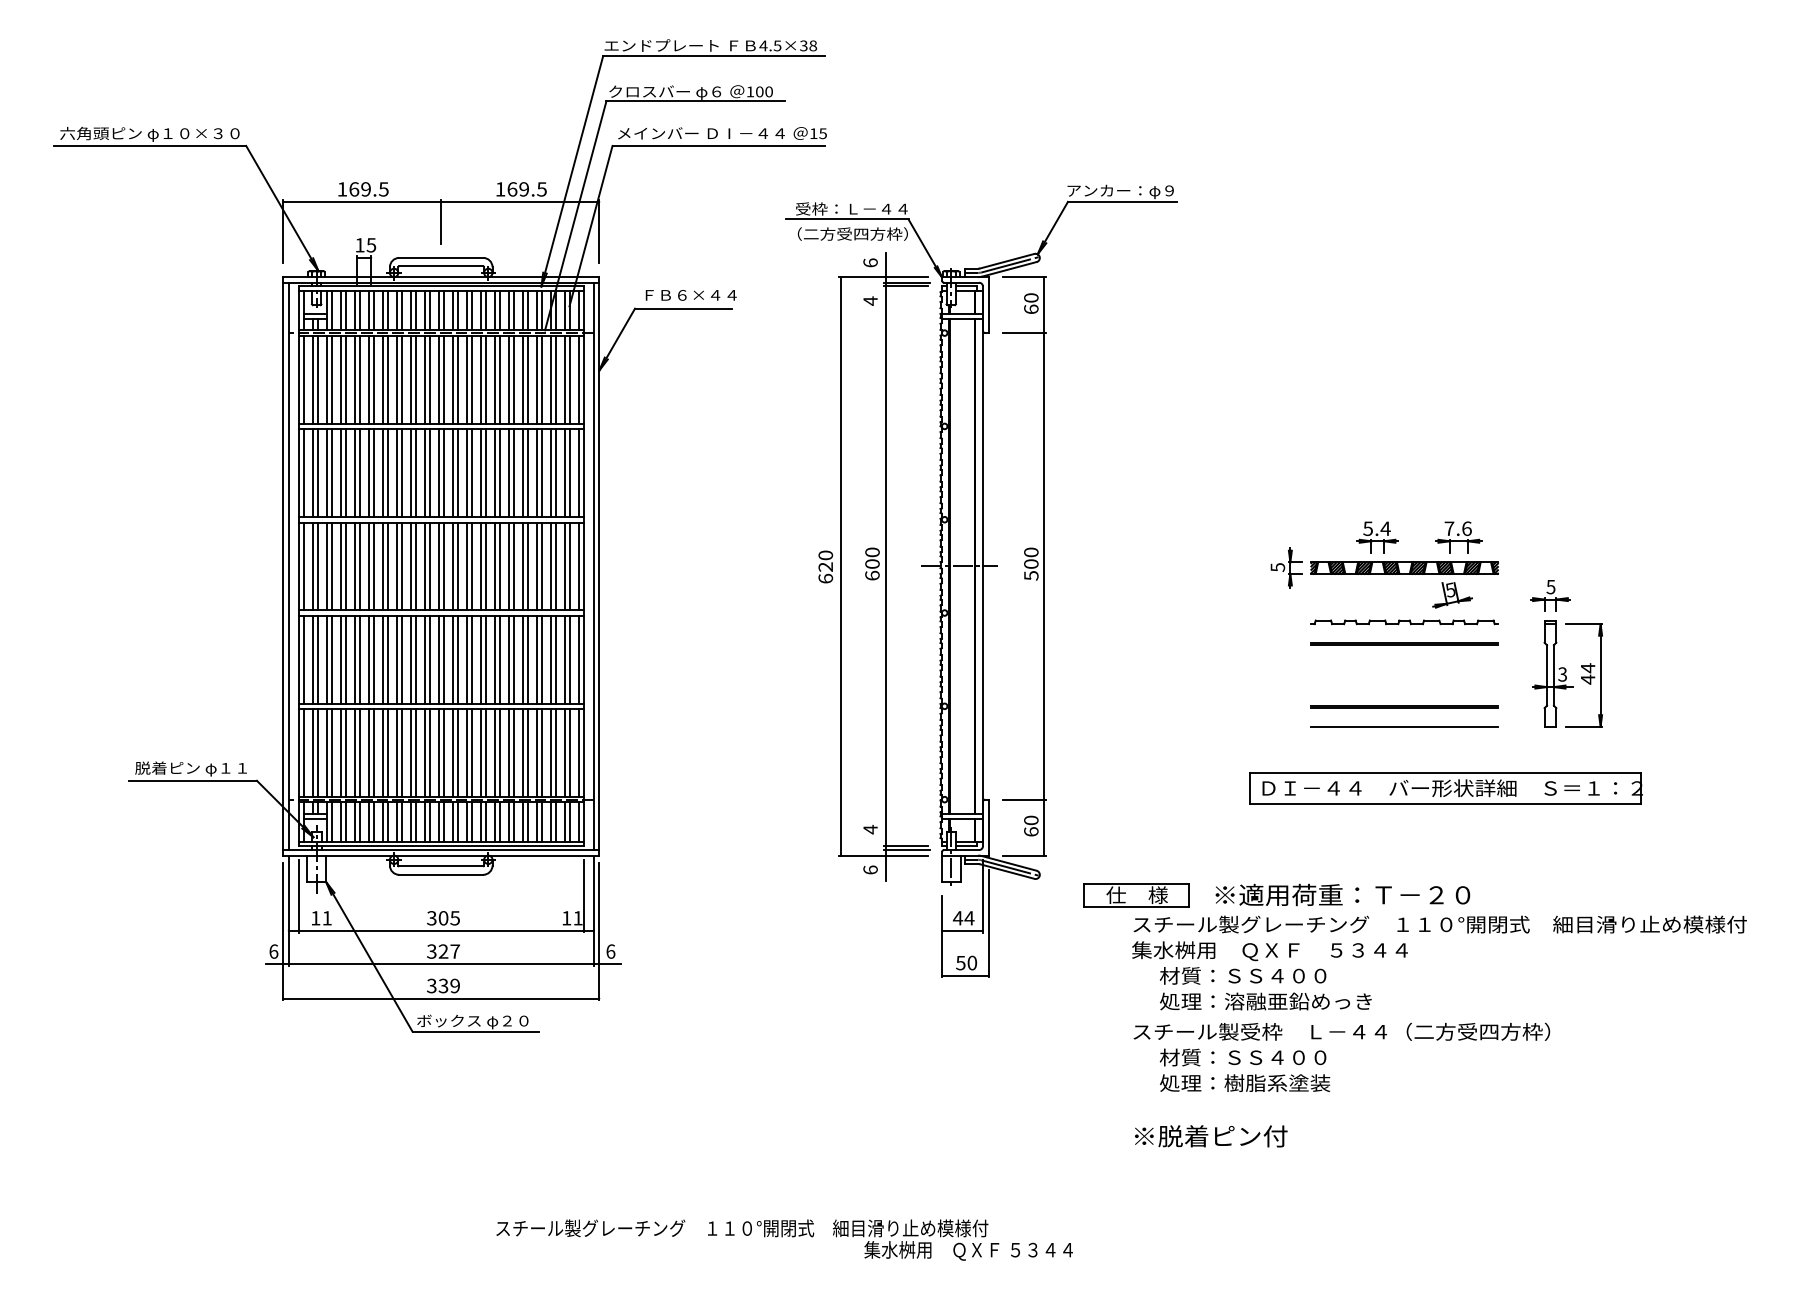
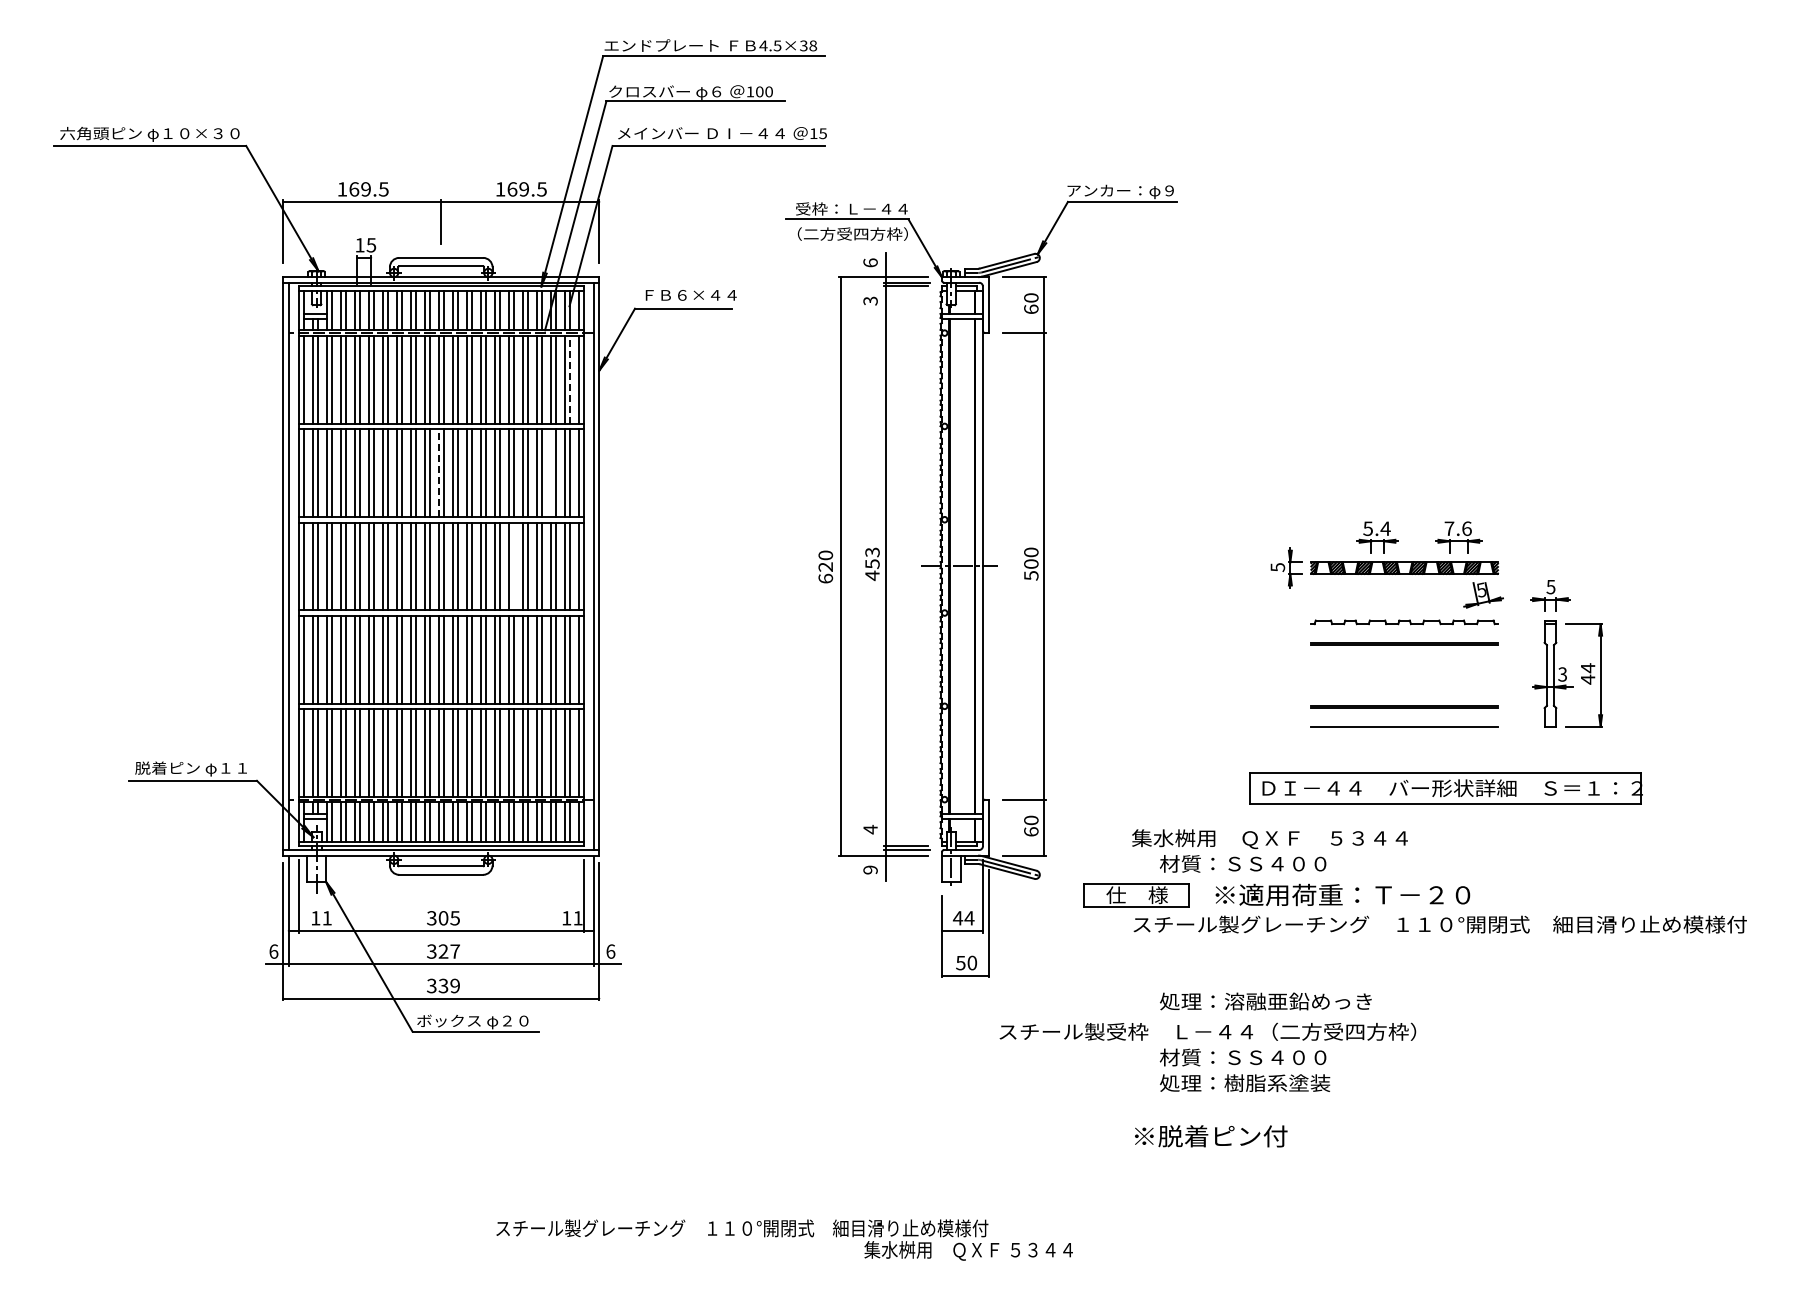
text: 4 -> 3 (870, 300)
line: solid -> dashed (569, 379)
line: present -> none (550, 472)
line: solid -> dashed (438, 473)
text: 600 -> 453 (872, 564)
line: present -> none (513, 566)
part position: (1452, 595) -> (1483, 595) (1483, 595)
text: 6 -> 9 (870, 869)
text position: (1269, 962) -> (1269, 850) (1269, 850)
text position: (1341, 1031) -> (1207, 1031) (1207, 1031)
